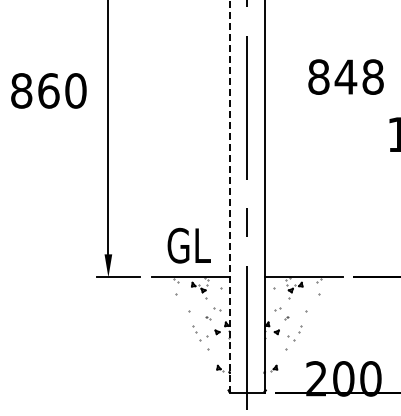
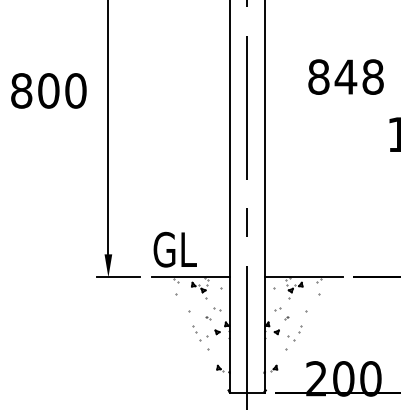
text: 860 -> 800 (48, 90)
line: dashed -> solid (229, 195)
text position: (188, 245) -> (174, 249) (174, 249)
